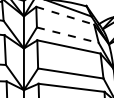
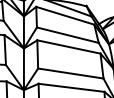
line: dashed -> solid (65, 15)
line: dashed -> solid (67, 35)
